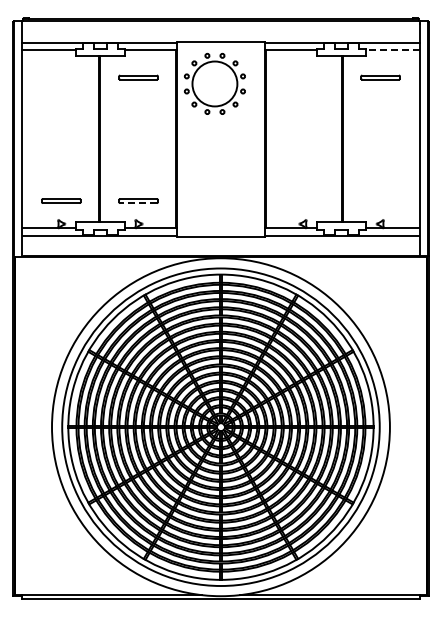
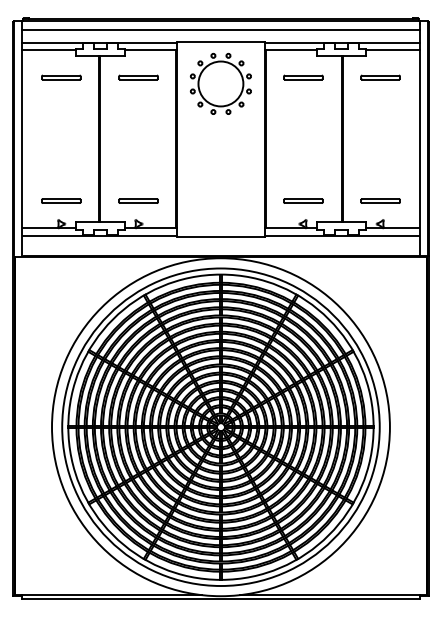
line: none -> present (220, 29)
line: dashed -> solid (392, 49)
part: none -> present (61, 77)
part: none -> present (303, 77)
part position: (214, 83) -> (220, 83) (220, 83)
part: none -> present (303, 200)
part: none -> present (380, 200)
line: dashed -> solid (138, 203)
